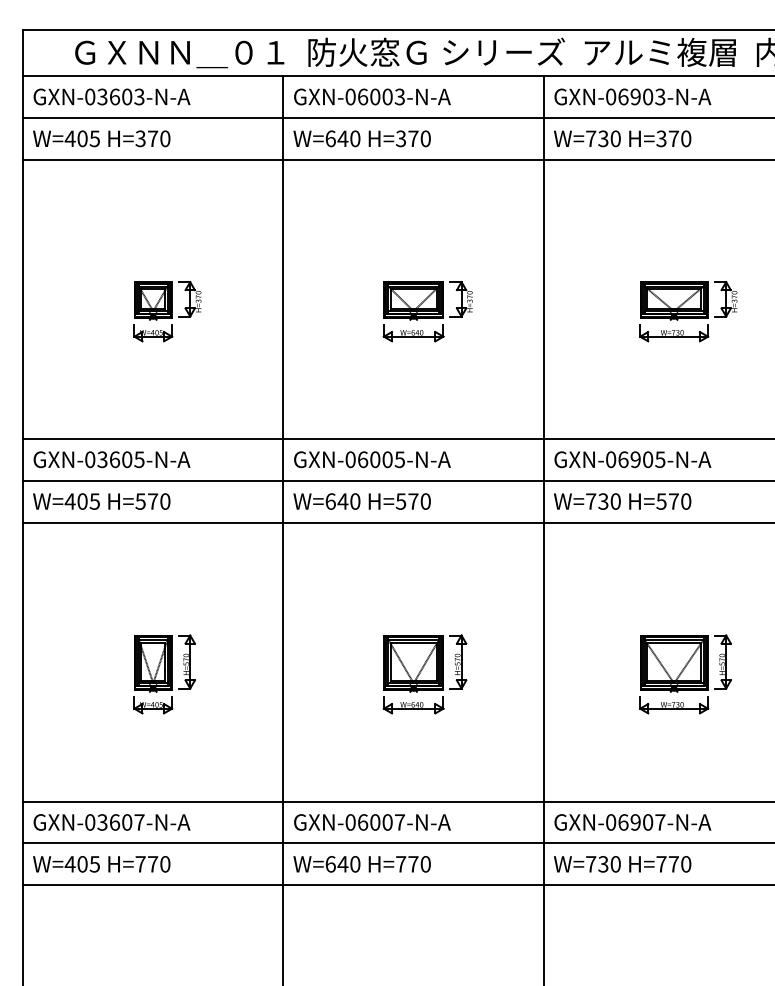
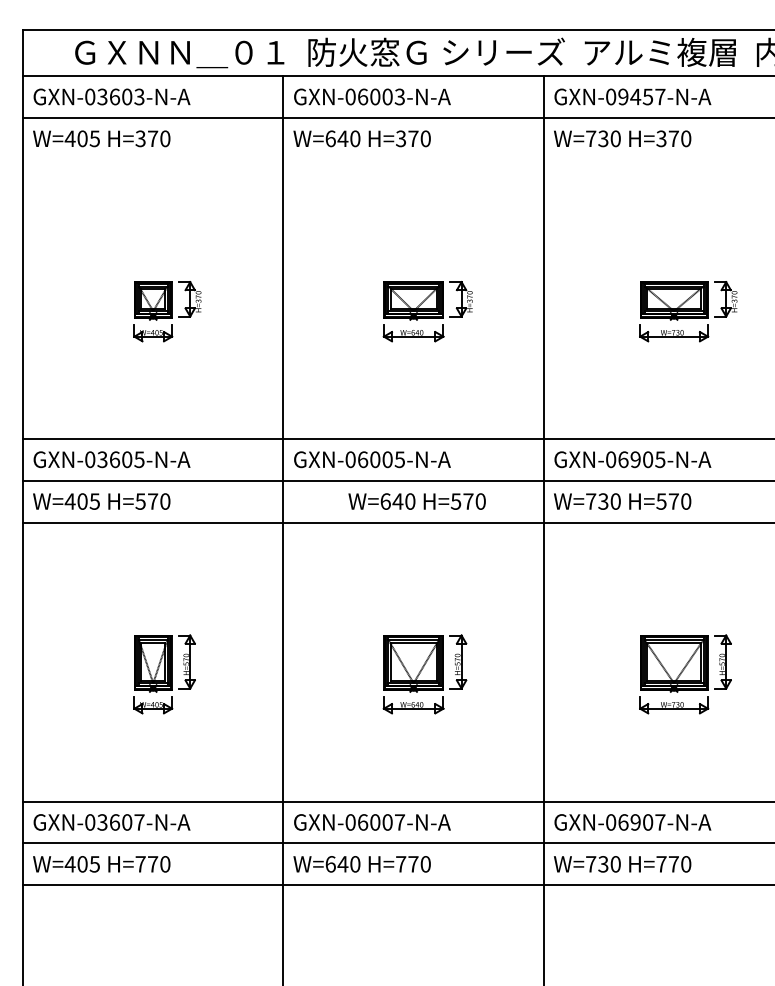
text: GXN-06903-N-A -> GXN-09457-N-A (641, 96)
line: present -> none (397, 159)
text position: (361, 501) -> (416, 501) (416, 501)
